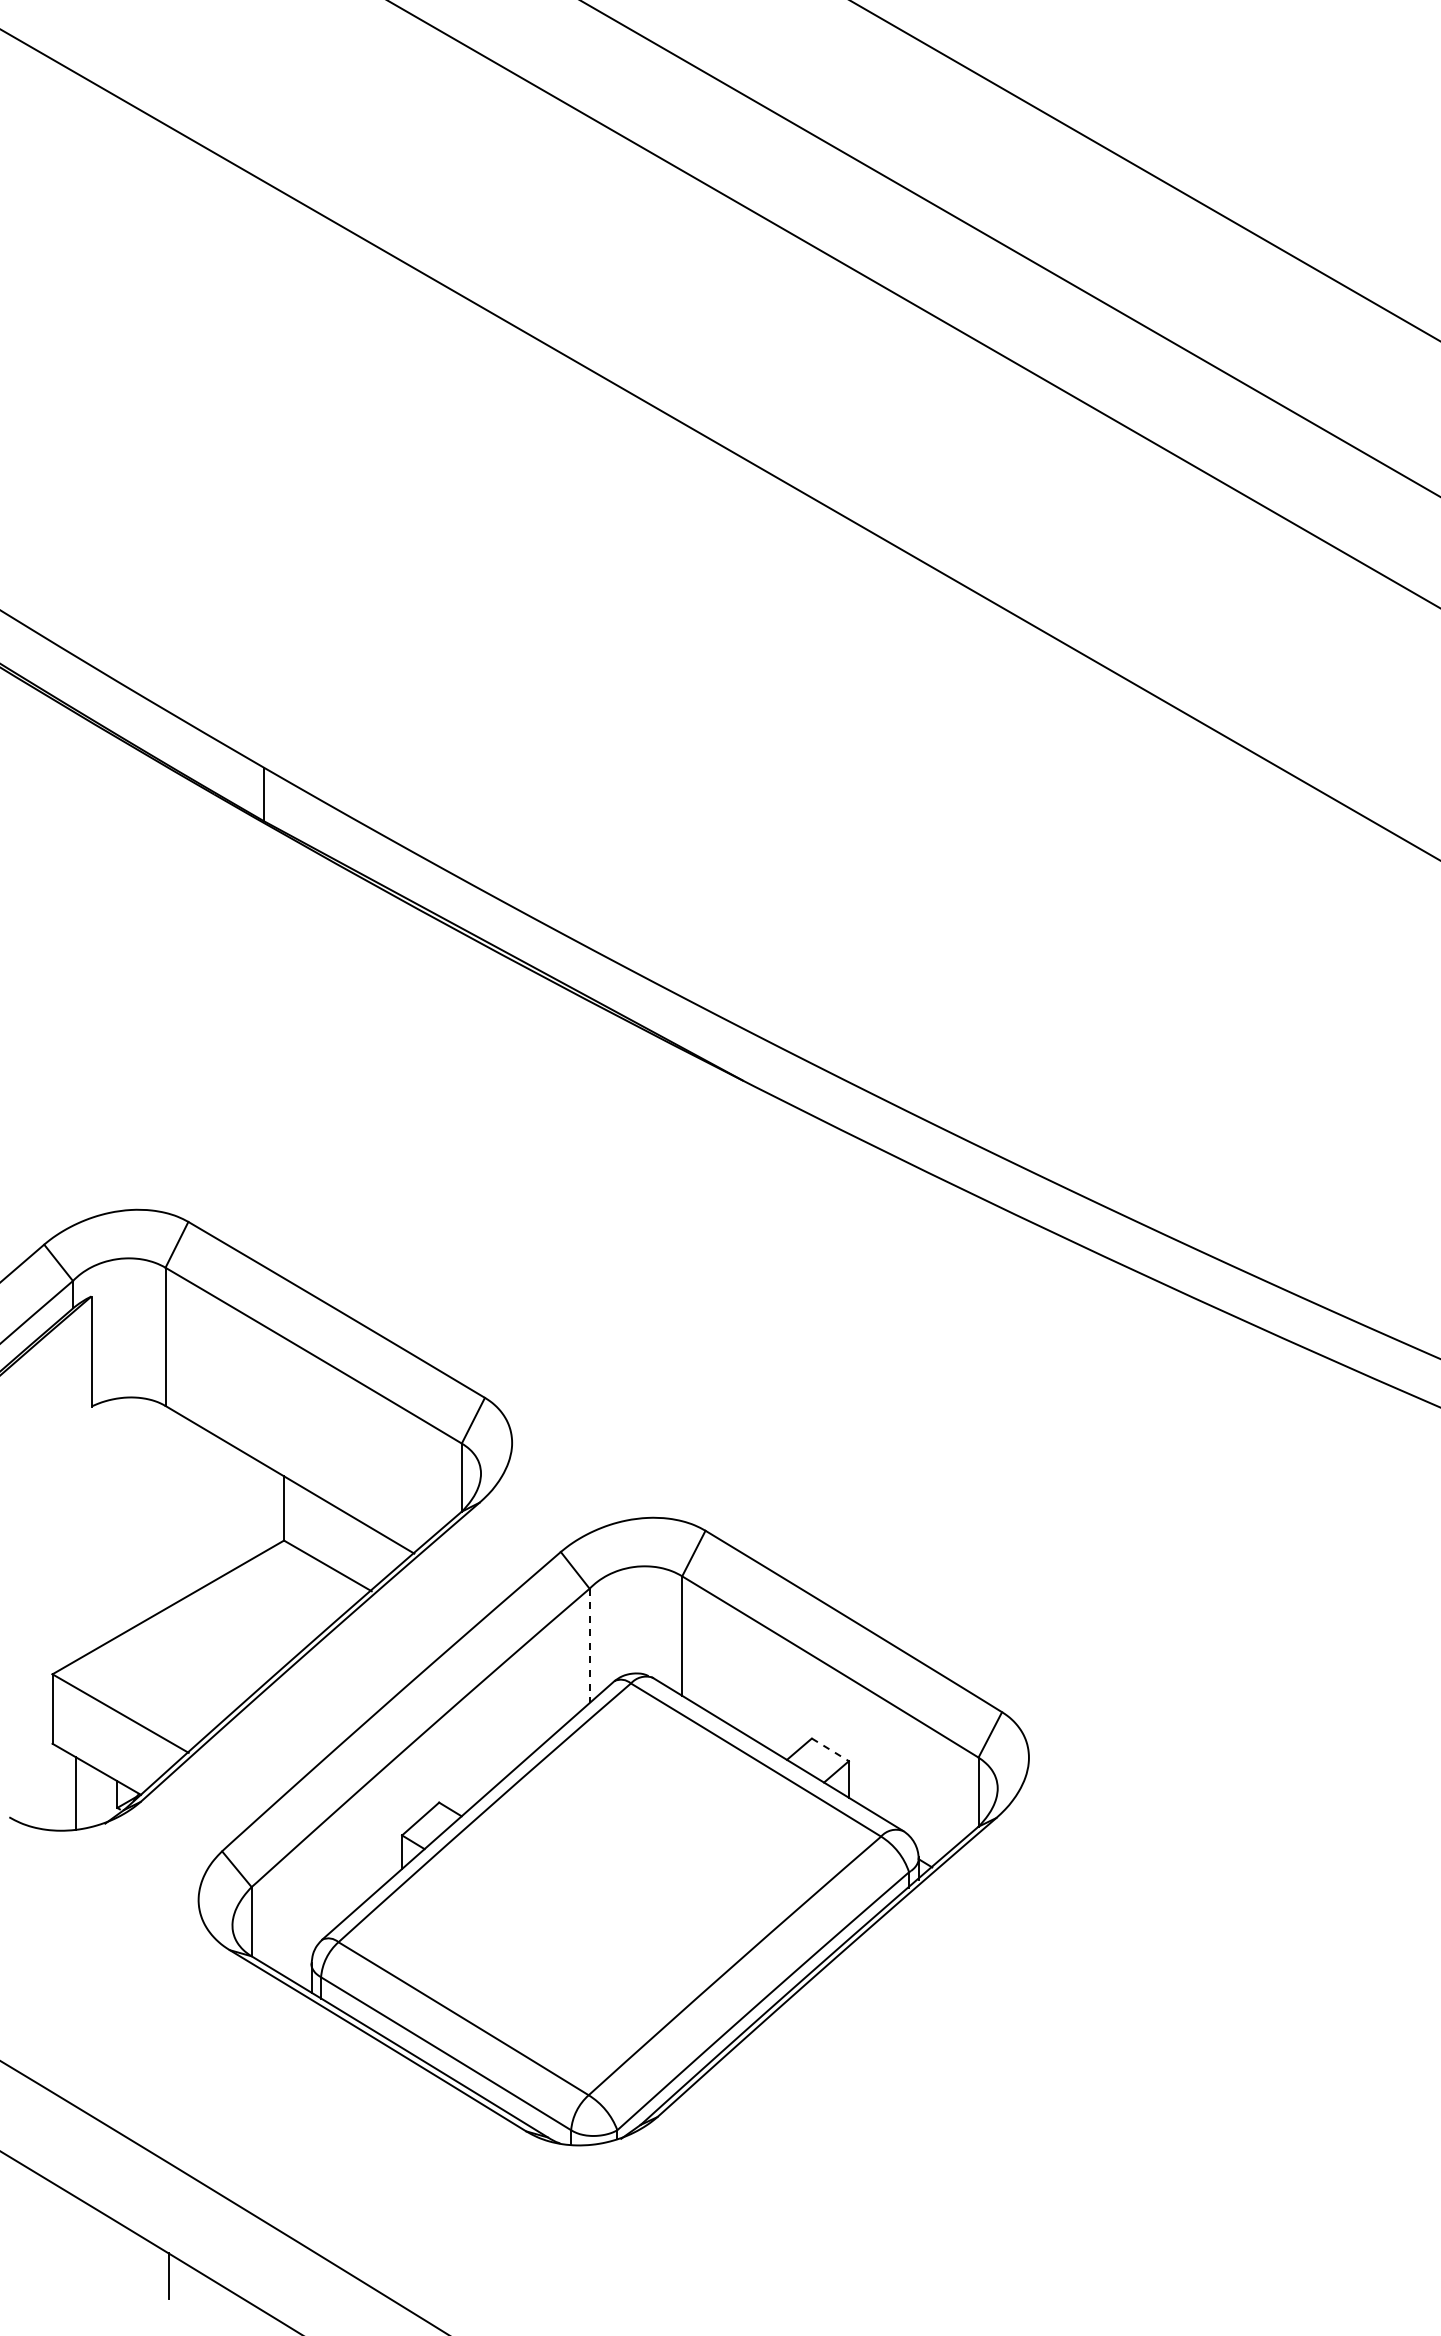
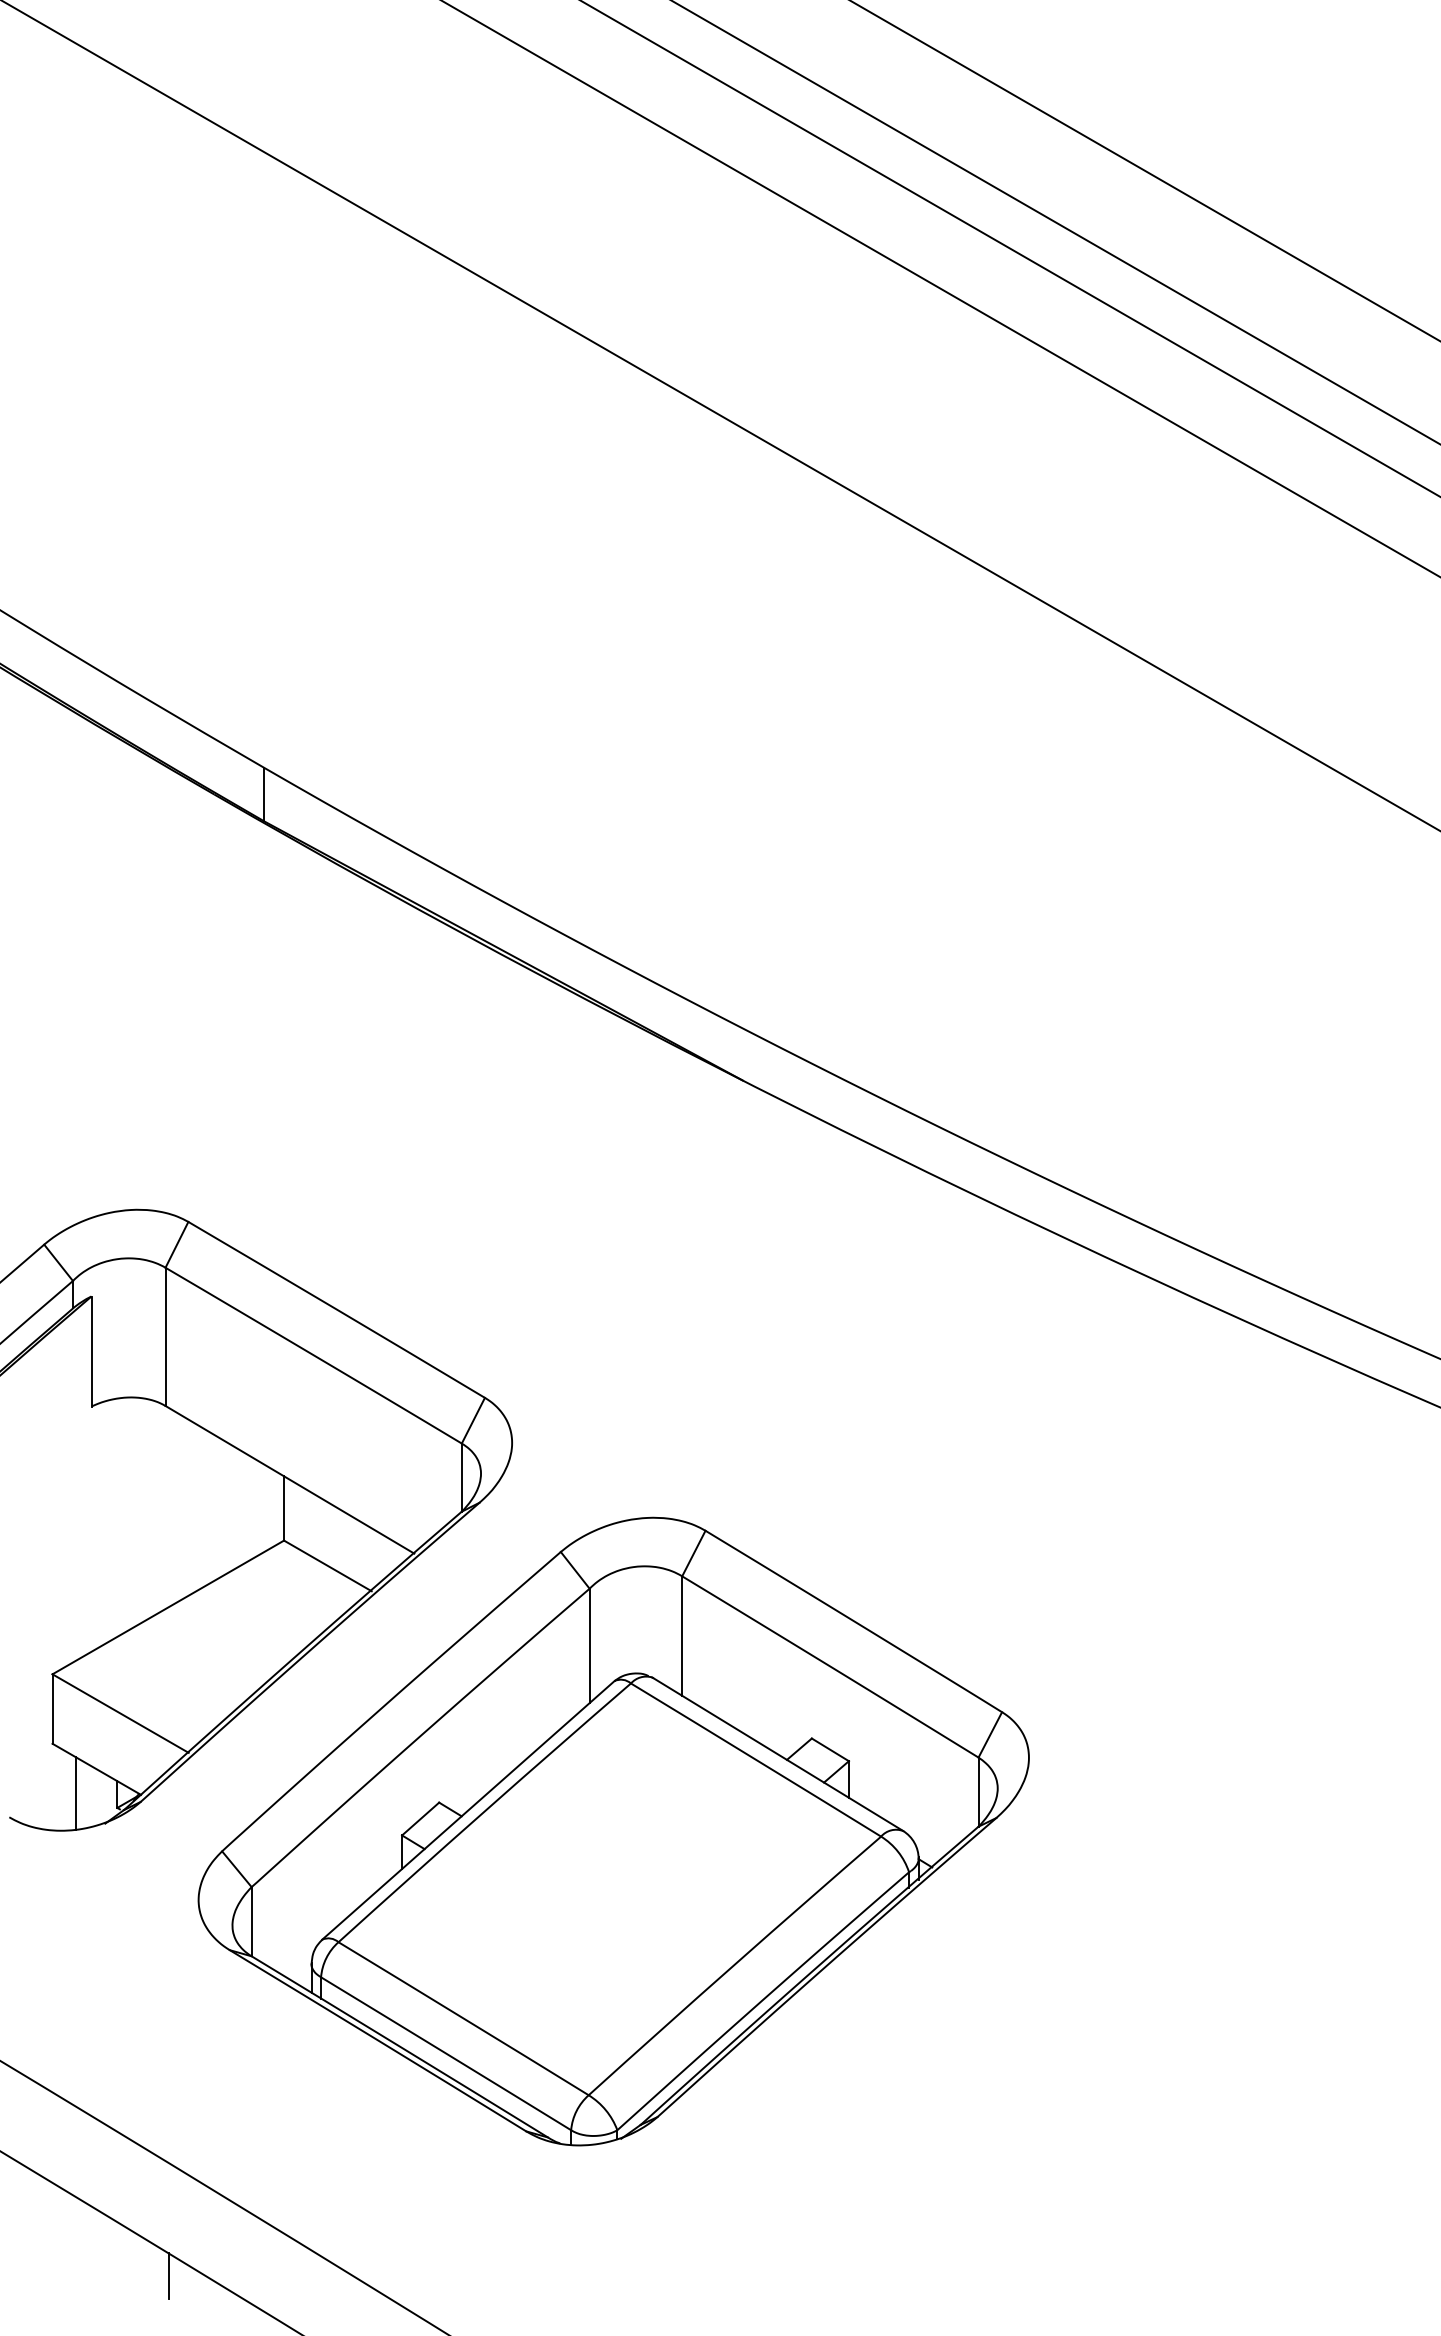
line: none -> present (1055, 222)
line position: (913, 304) -> (940, 288) (940, 288)
line position: (719, 444) -> (720, 415) (720, 415)
line: dashed -> solid (589, 1646)
line: dashed -> solid (830, 1749)
